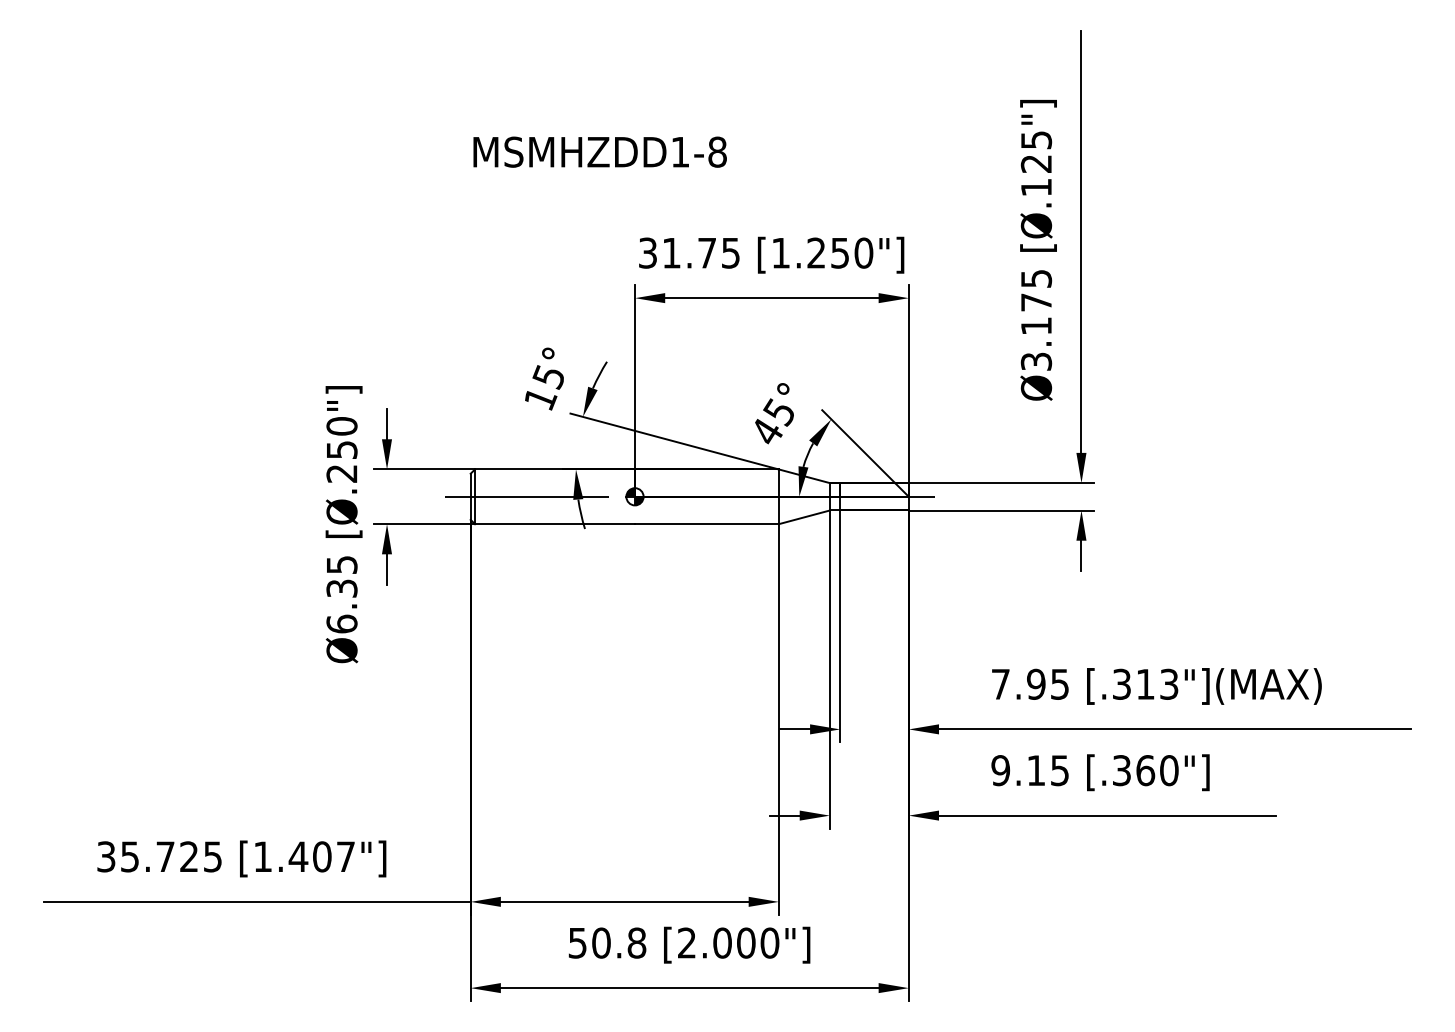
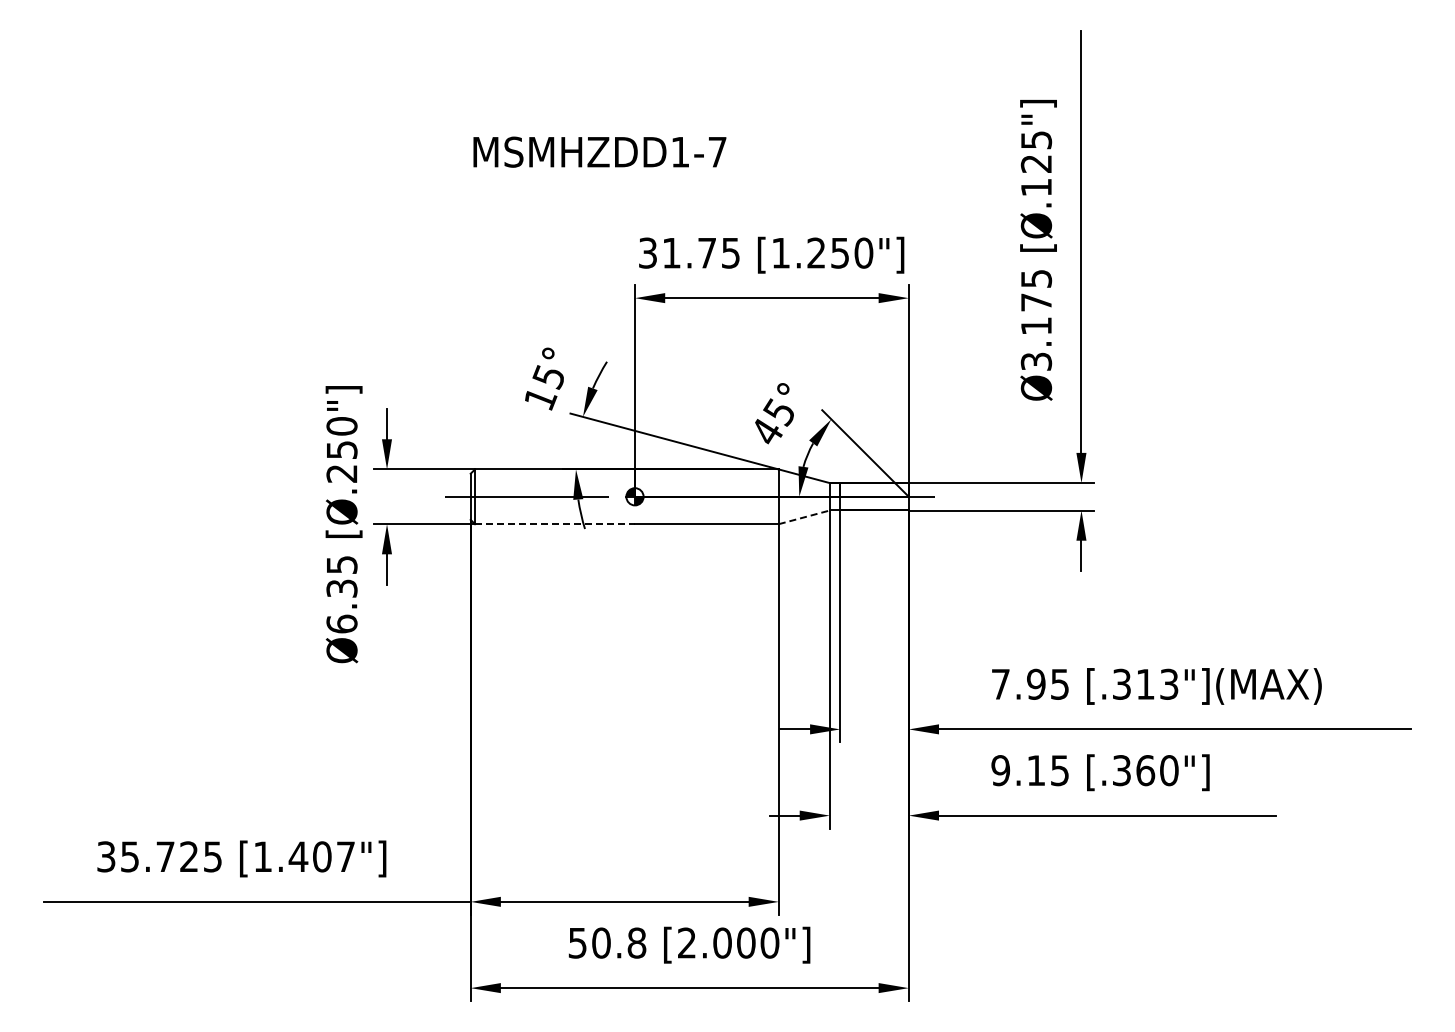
text: MSMHZDD1-8 -> MSMHZDD1-7 (717, 151)
line: solid -> dashed (804, 517)
line: solid -> dashed (555, 524)
